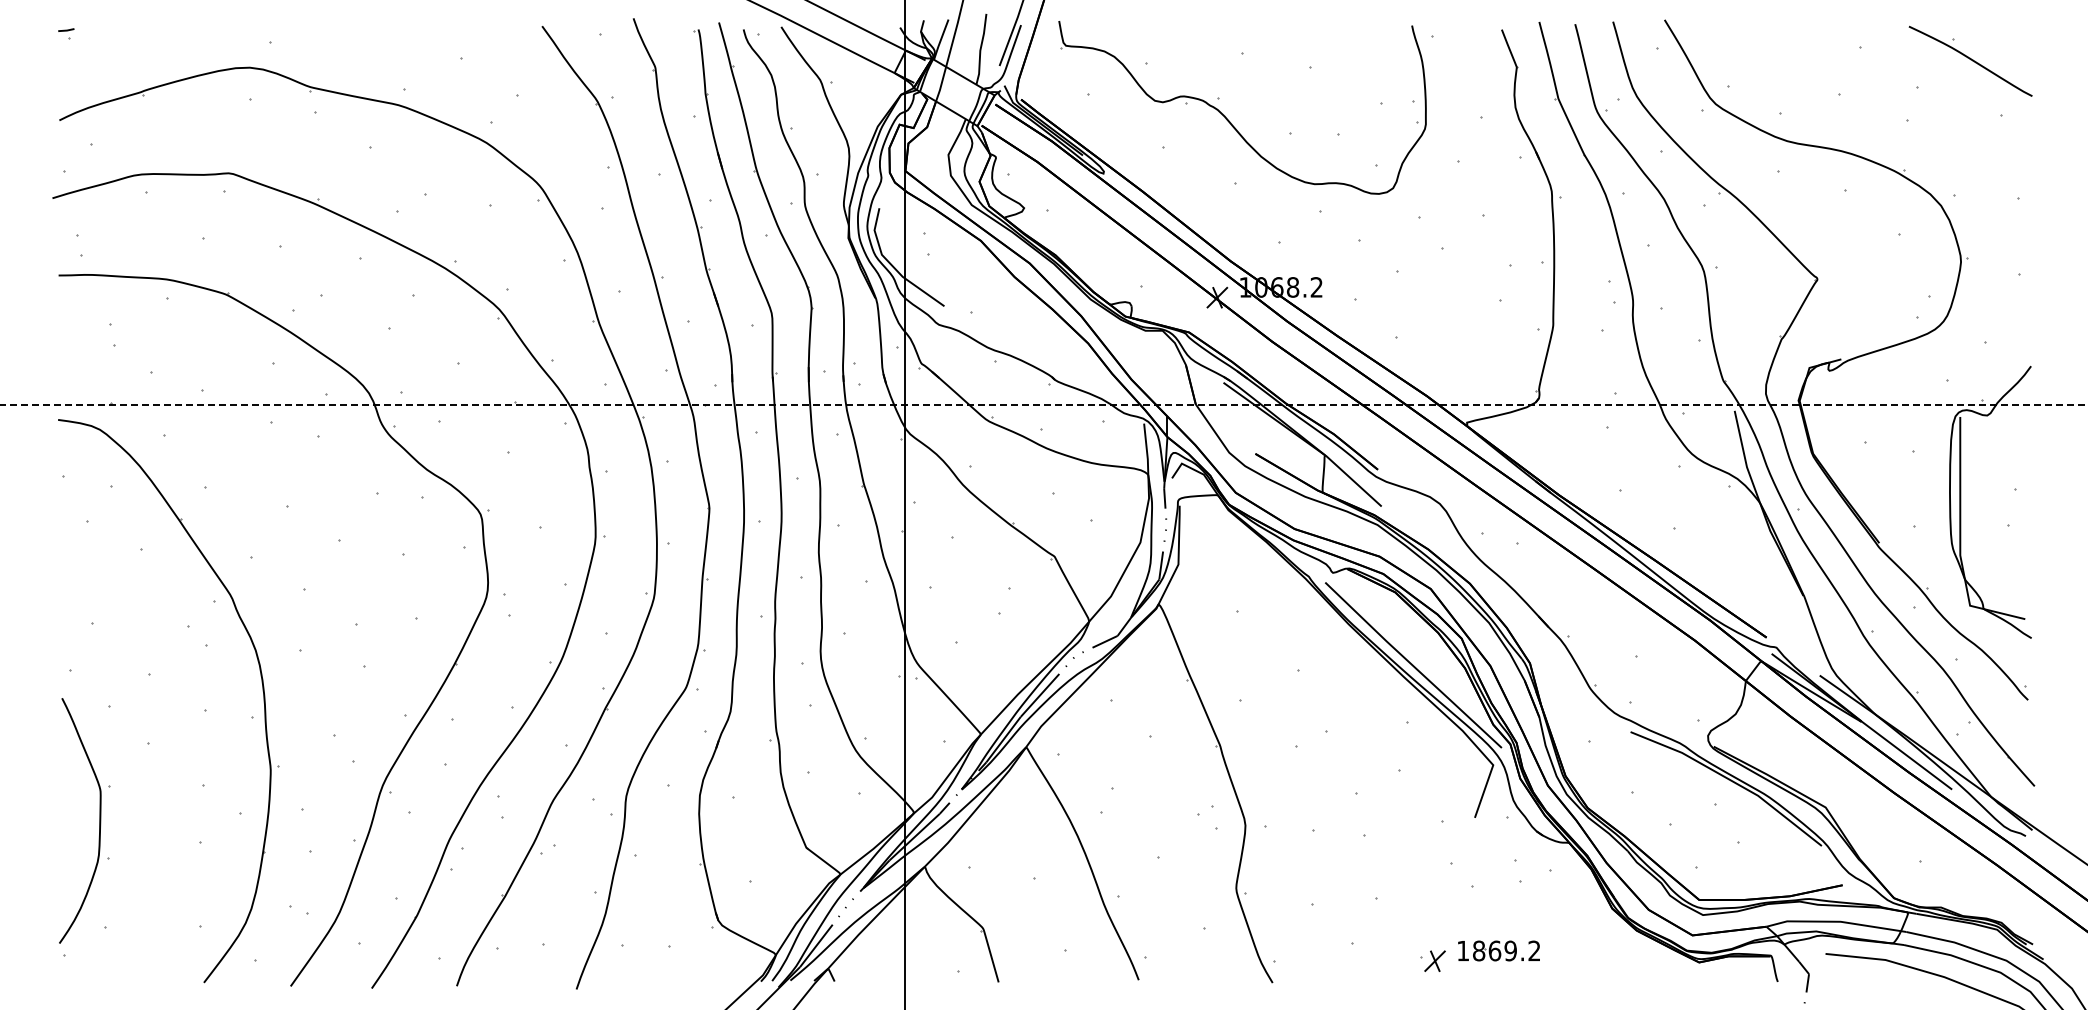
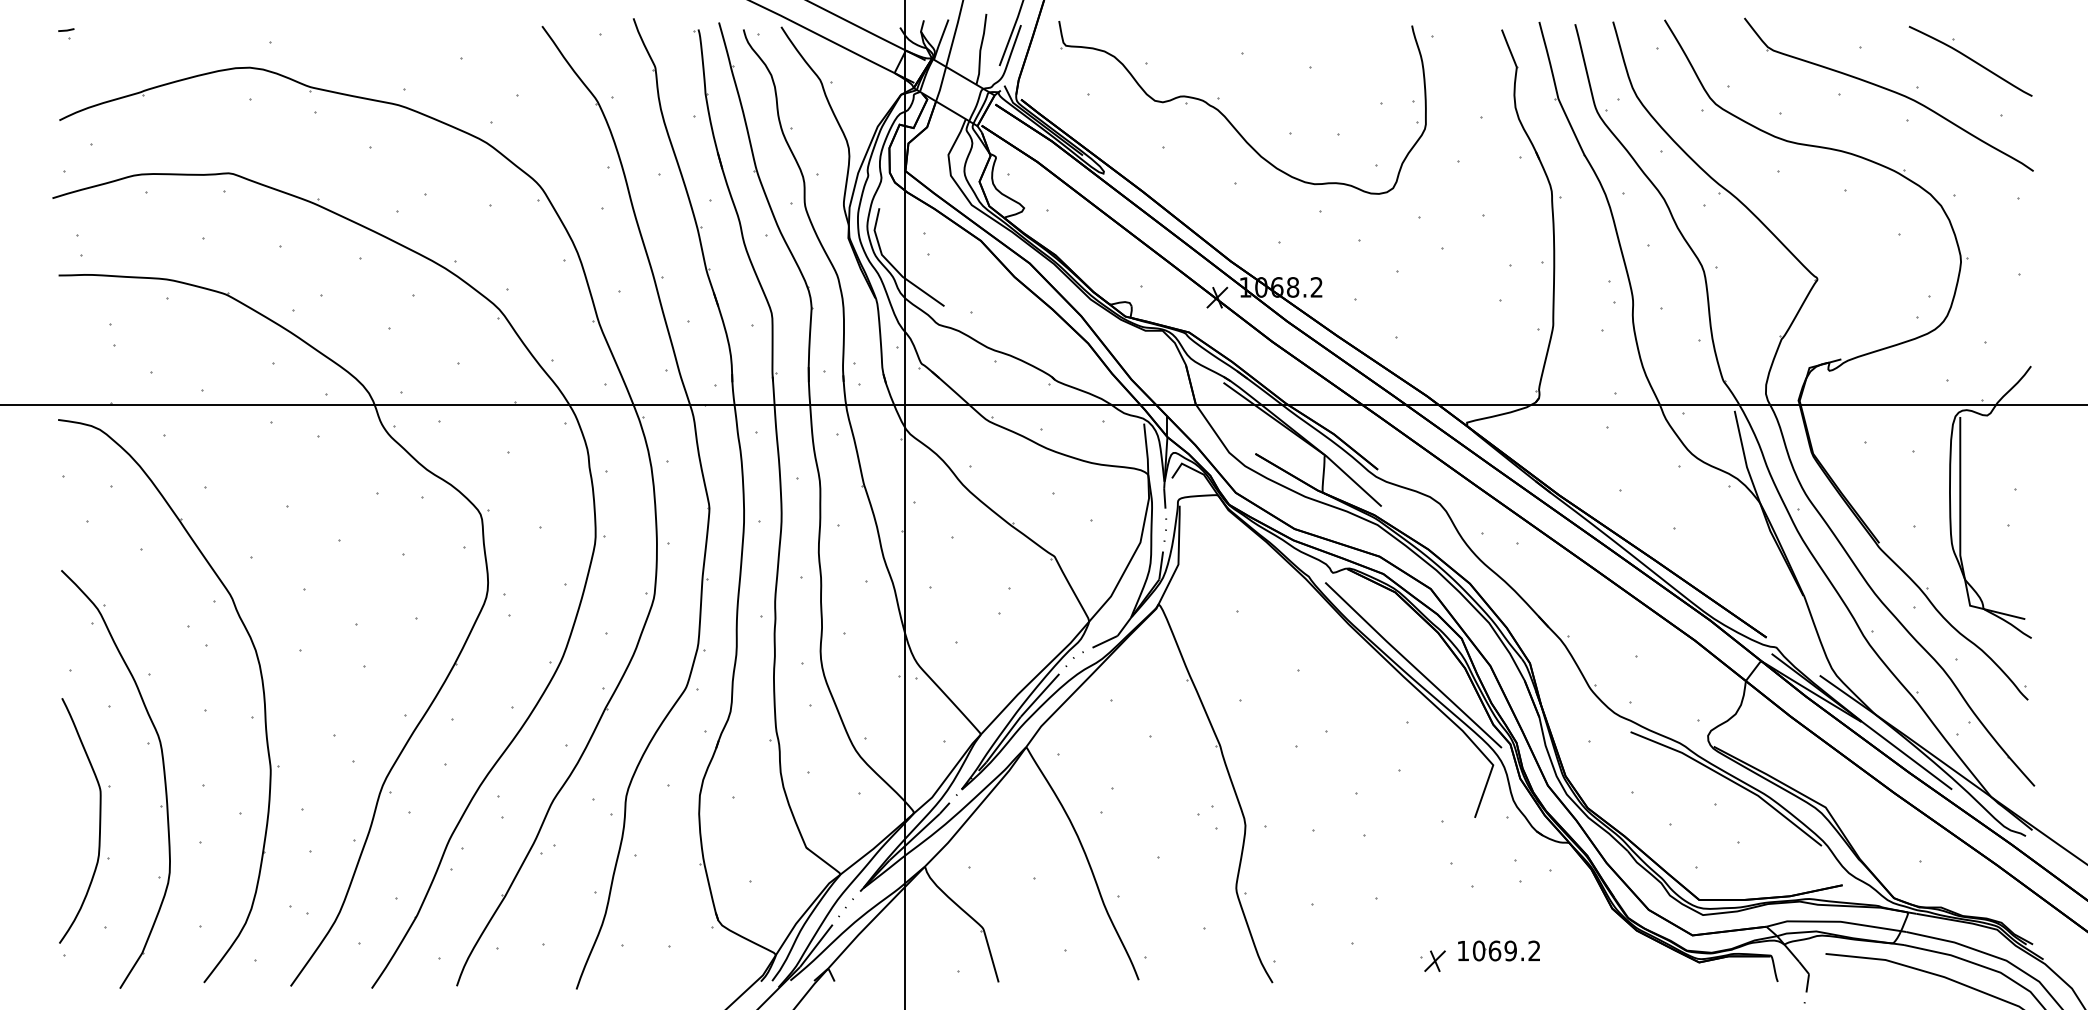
part: none -> present (1888, 94)
line: dashed -> solid (1044, 404)
part: none -> present (163, 775)
text: 1869.2 -> 1069.2 (1478, 951)
